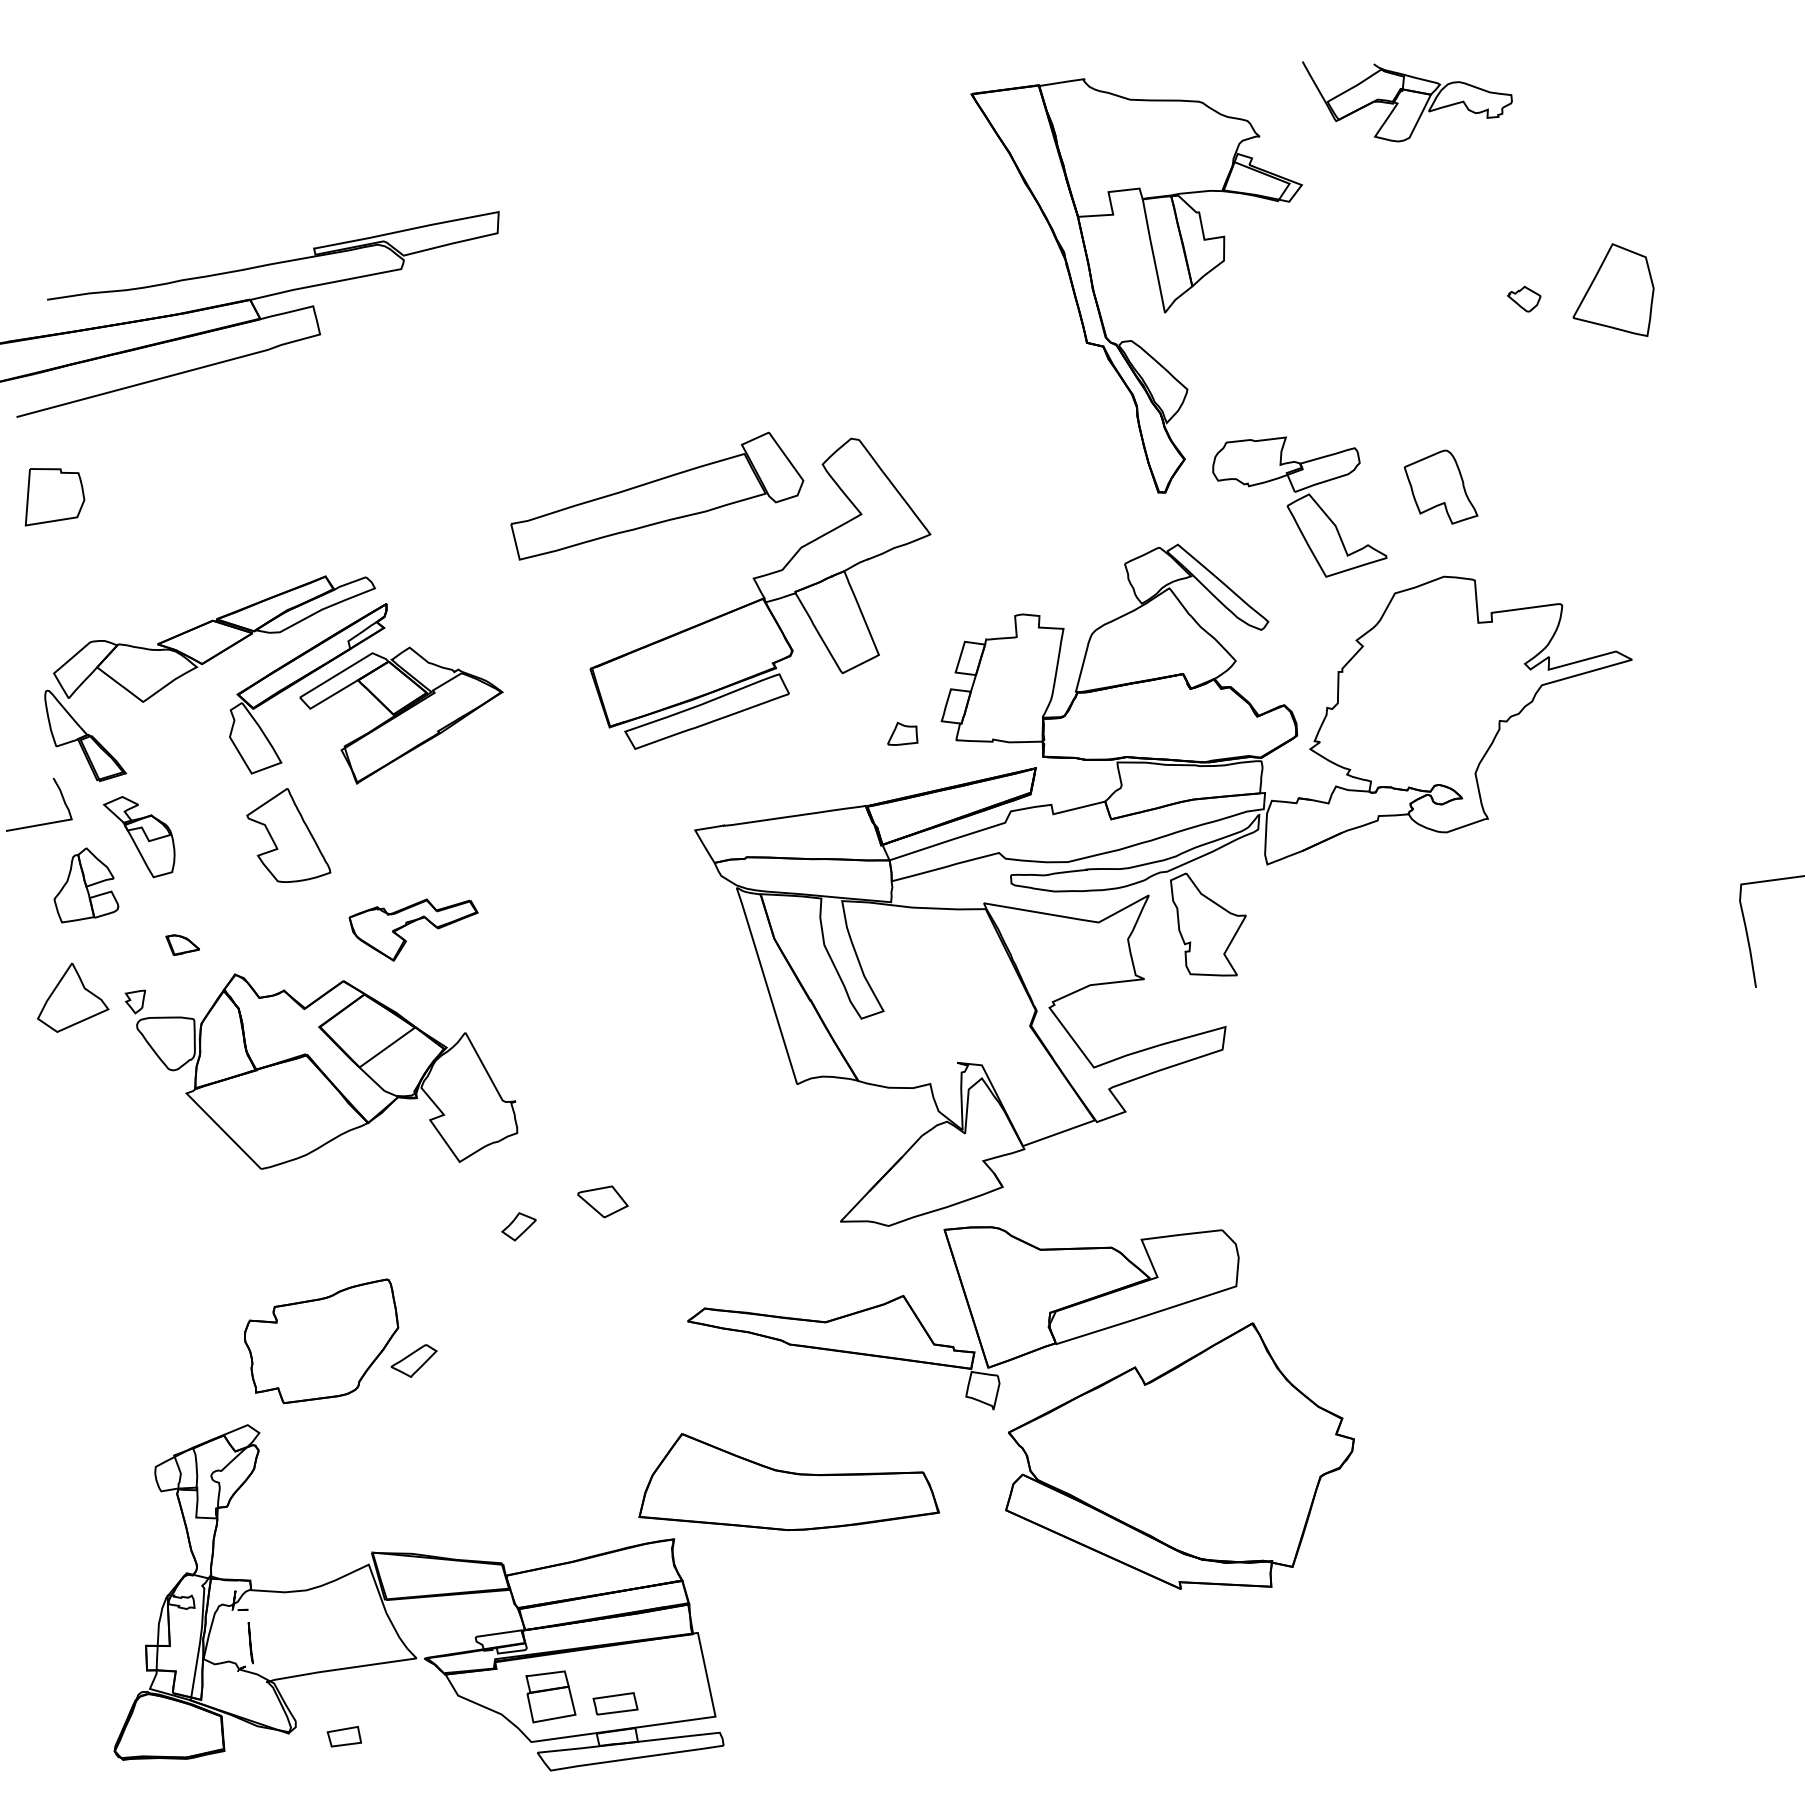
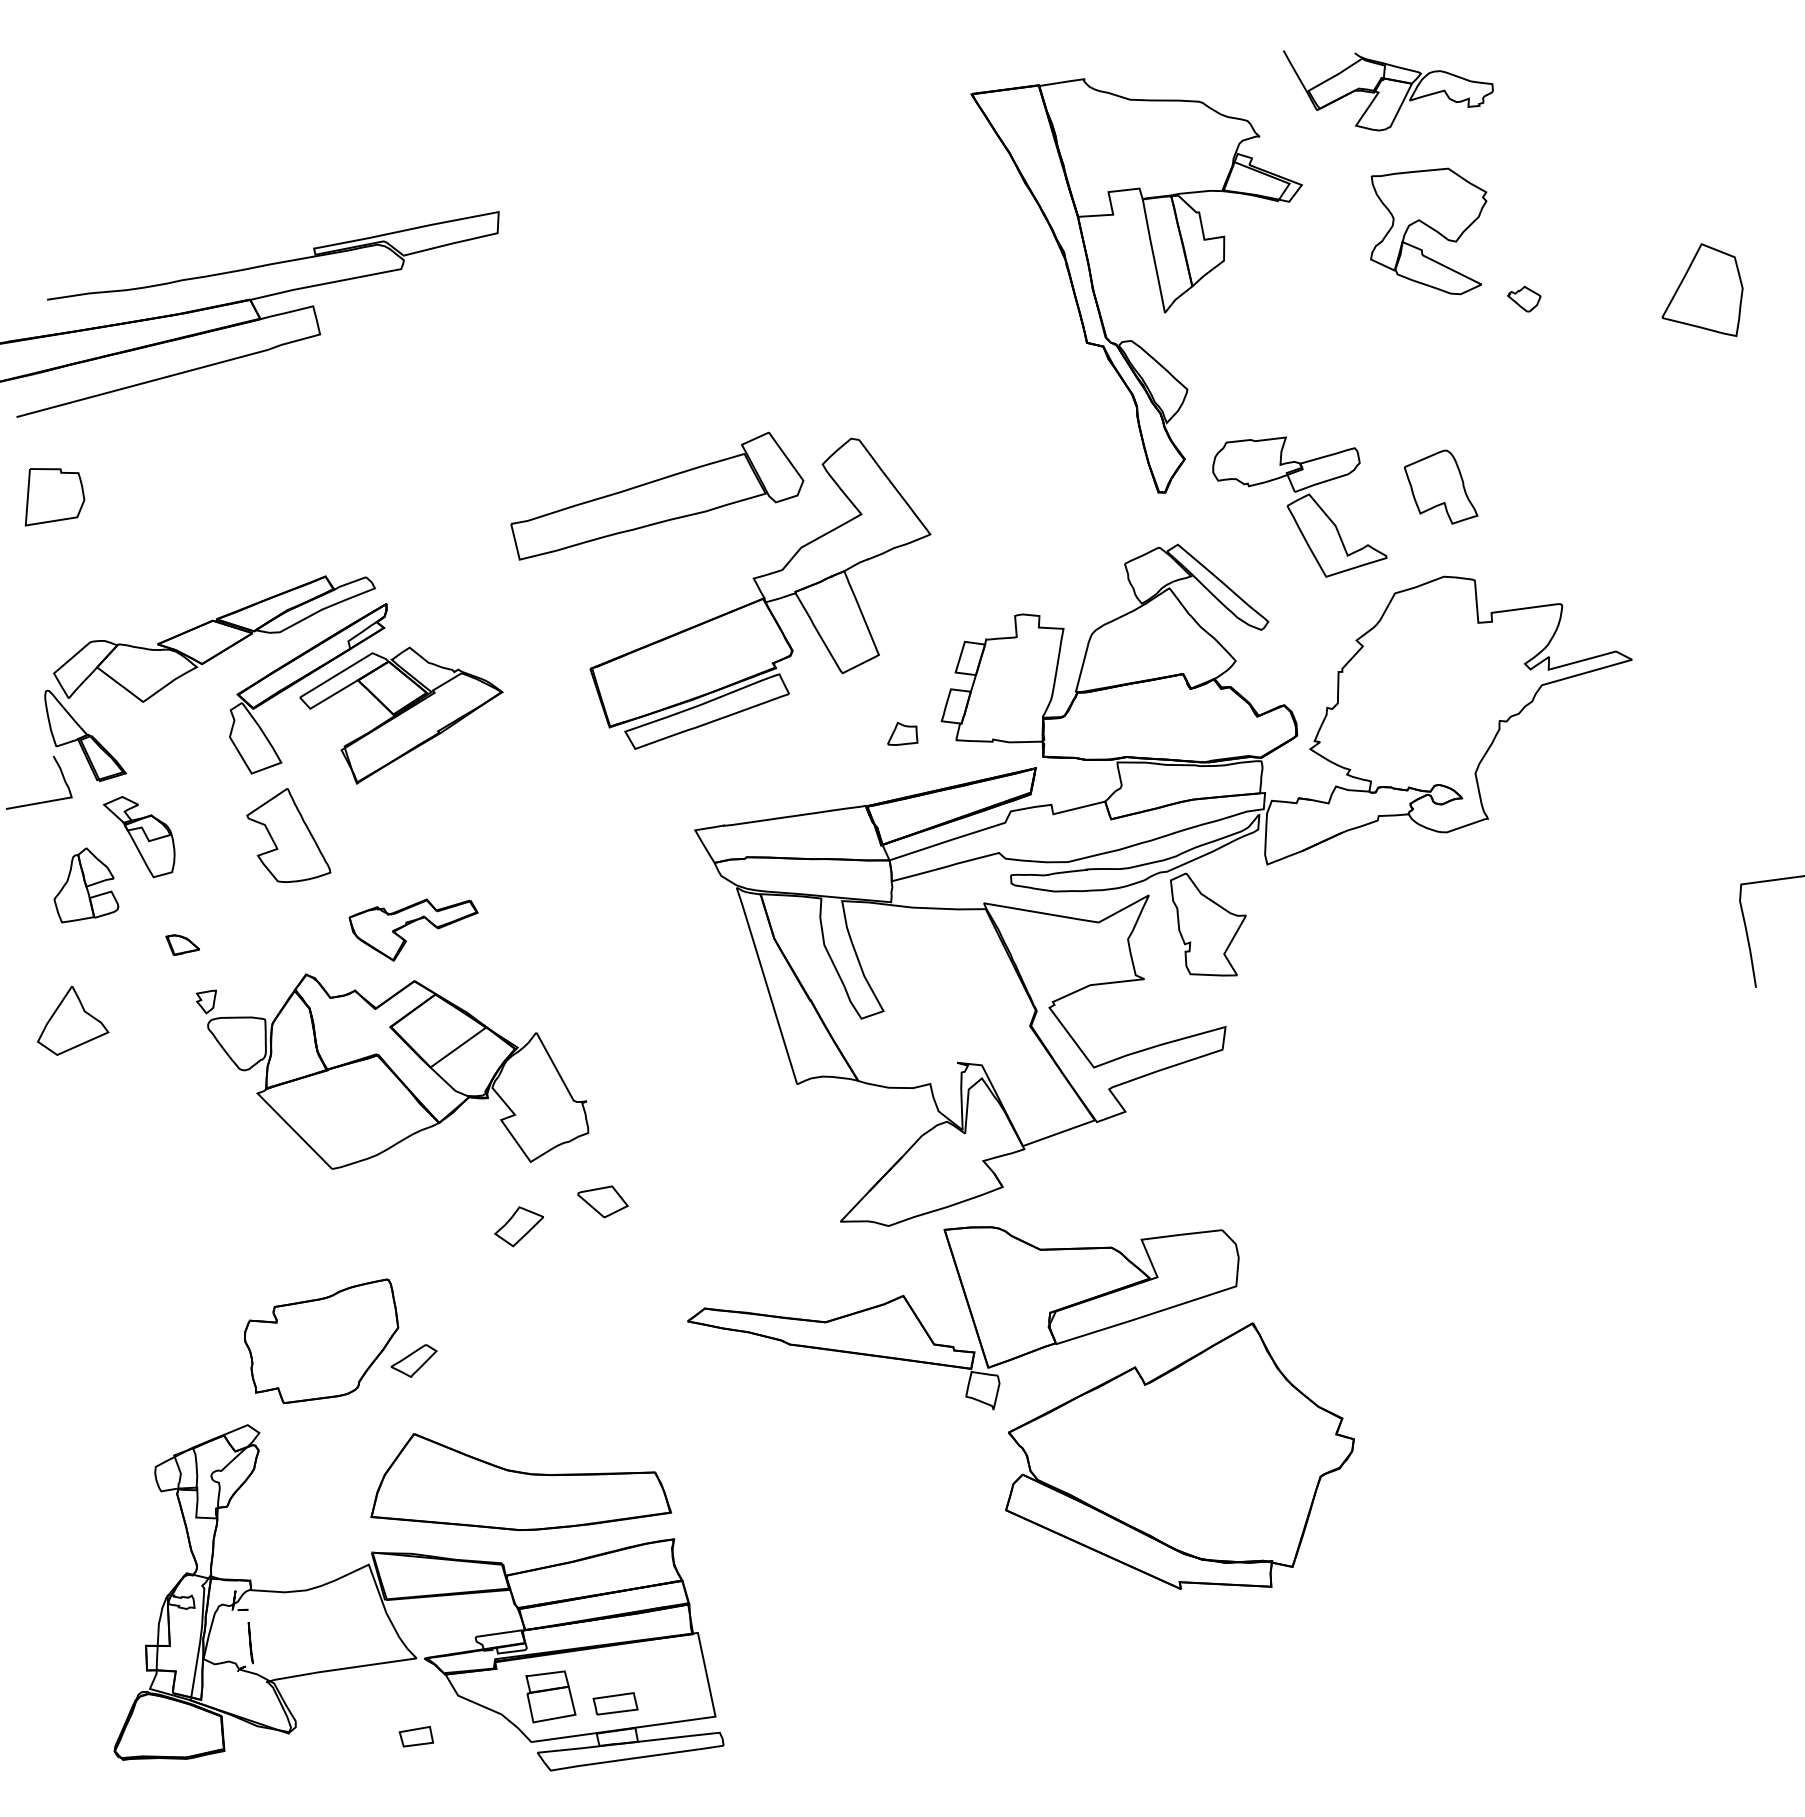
part position: (1407, 101) -> (1388, 90) (1388, 90)
part: none -> present (1428, 231)
part position: (1613, 289) -> (1702, 289) (1702, 289)
curve position: (41, 823) -> (41, 801) (41, 801)
part position: (73, 997) -> (73, 1020) (73, 1020)
part position: (321, 1071) -> (392, 1071) (392, 1071)
part size: 36x30 px -> 50x42 px (518, 1226)
part position: (789, 1482) -> (521, 1482) (521, 1482)
part position: (344, 1736) -> (416, 1736) (416, 1736)
